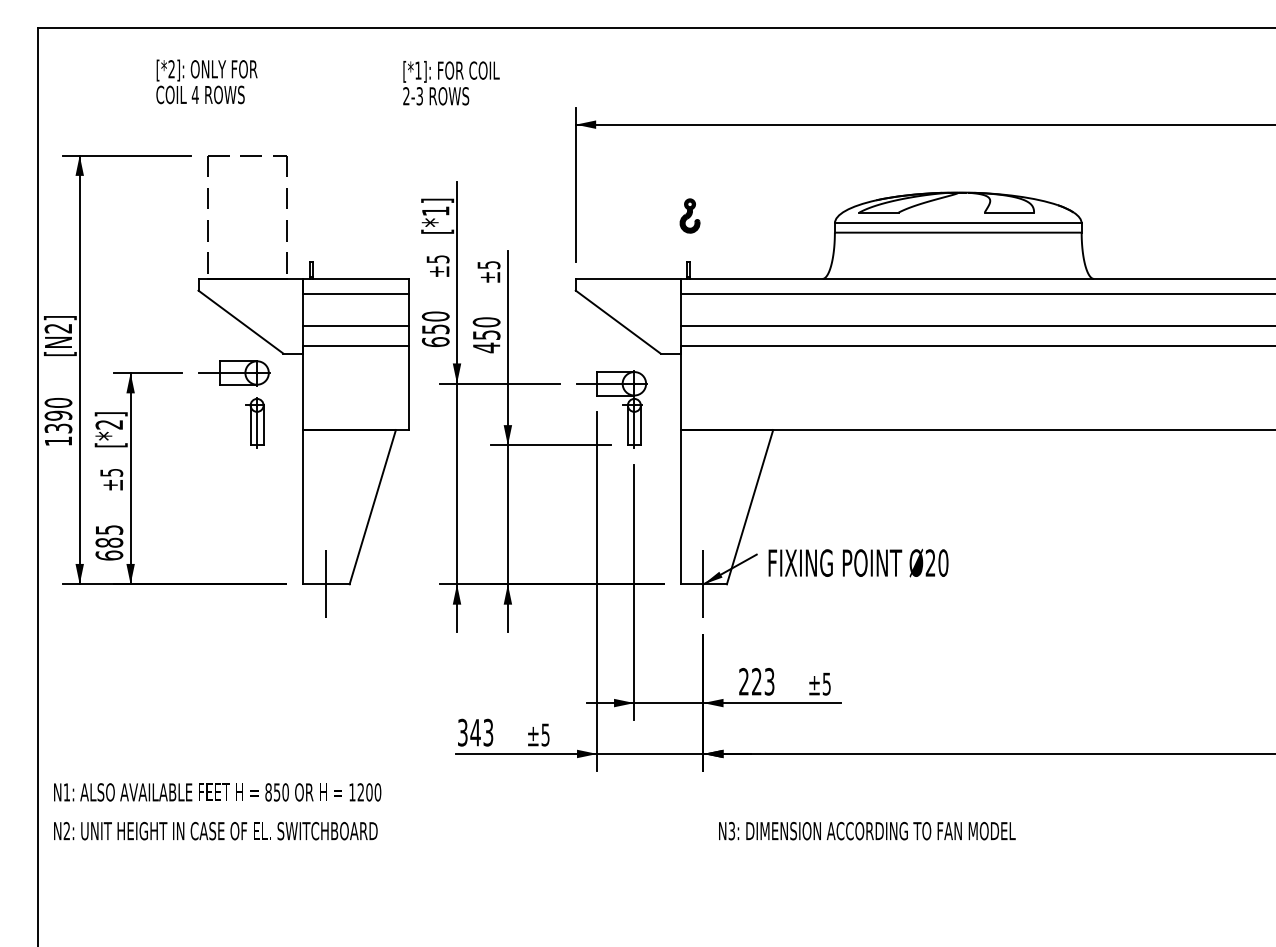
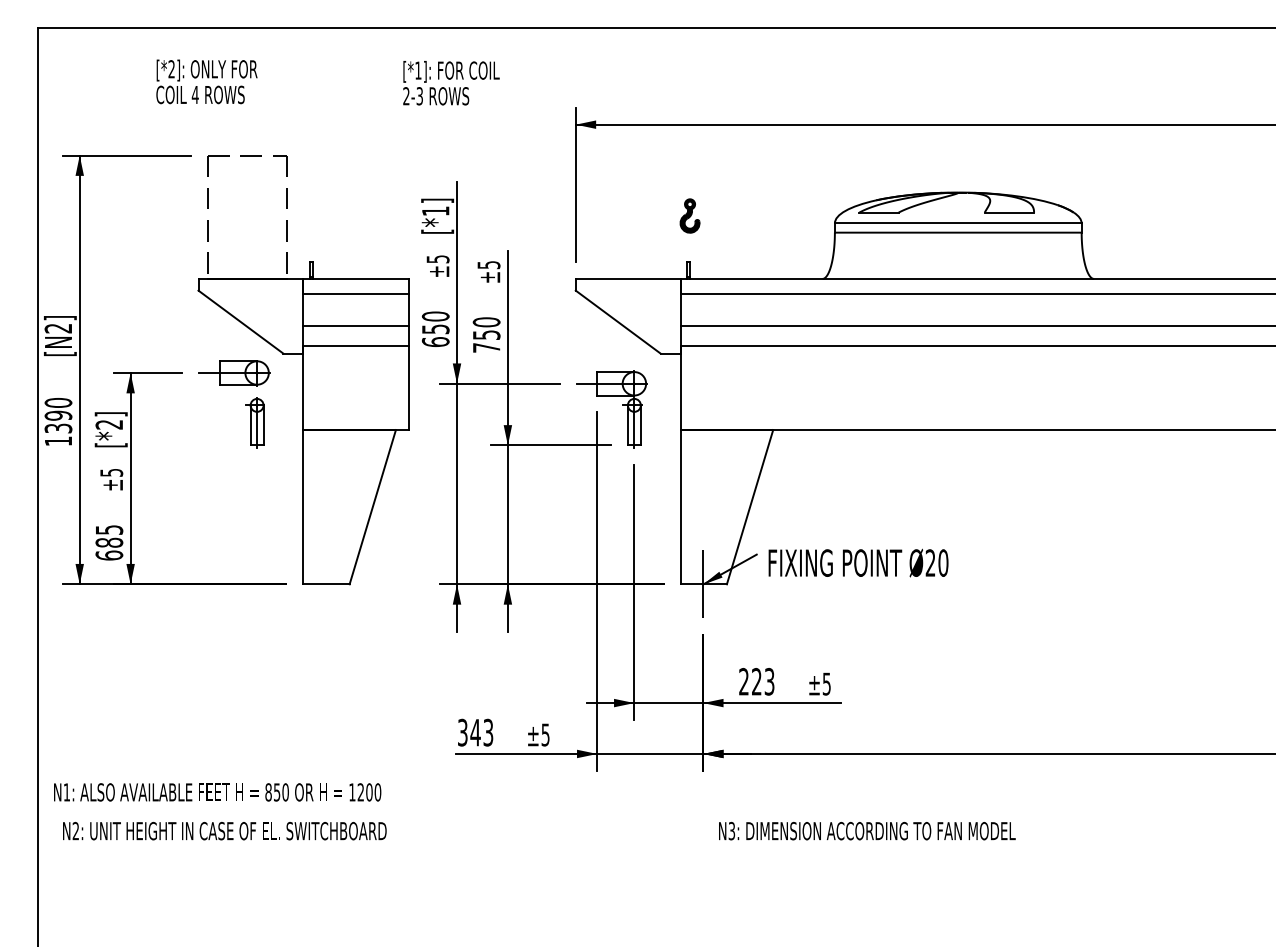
text: 450 -> 750 (486, 347)
line: present -> none (325, 583)
text position: (215, 831) -> (224, 831) (224, 831)
